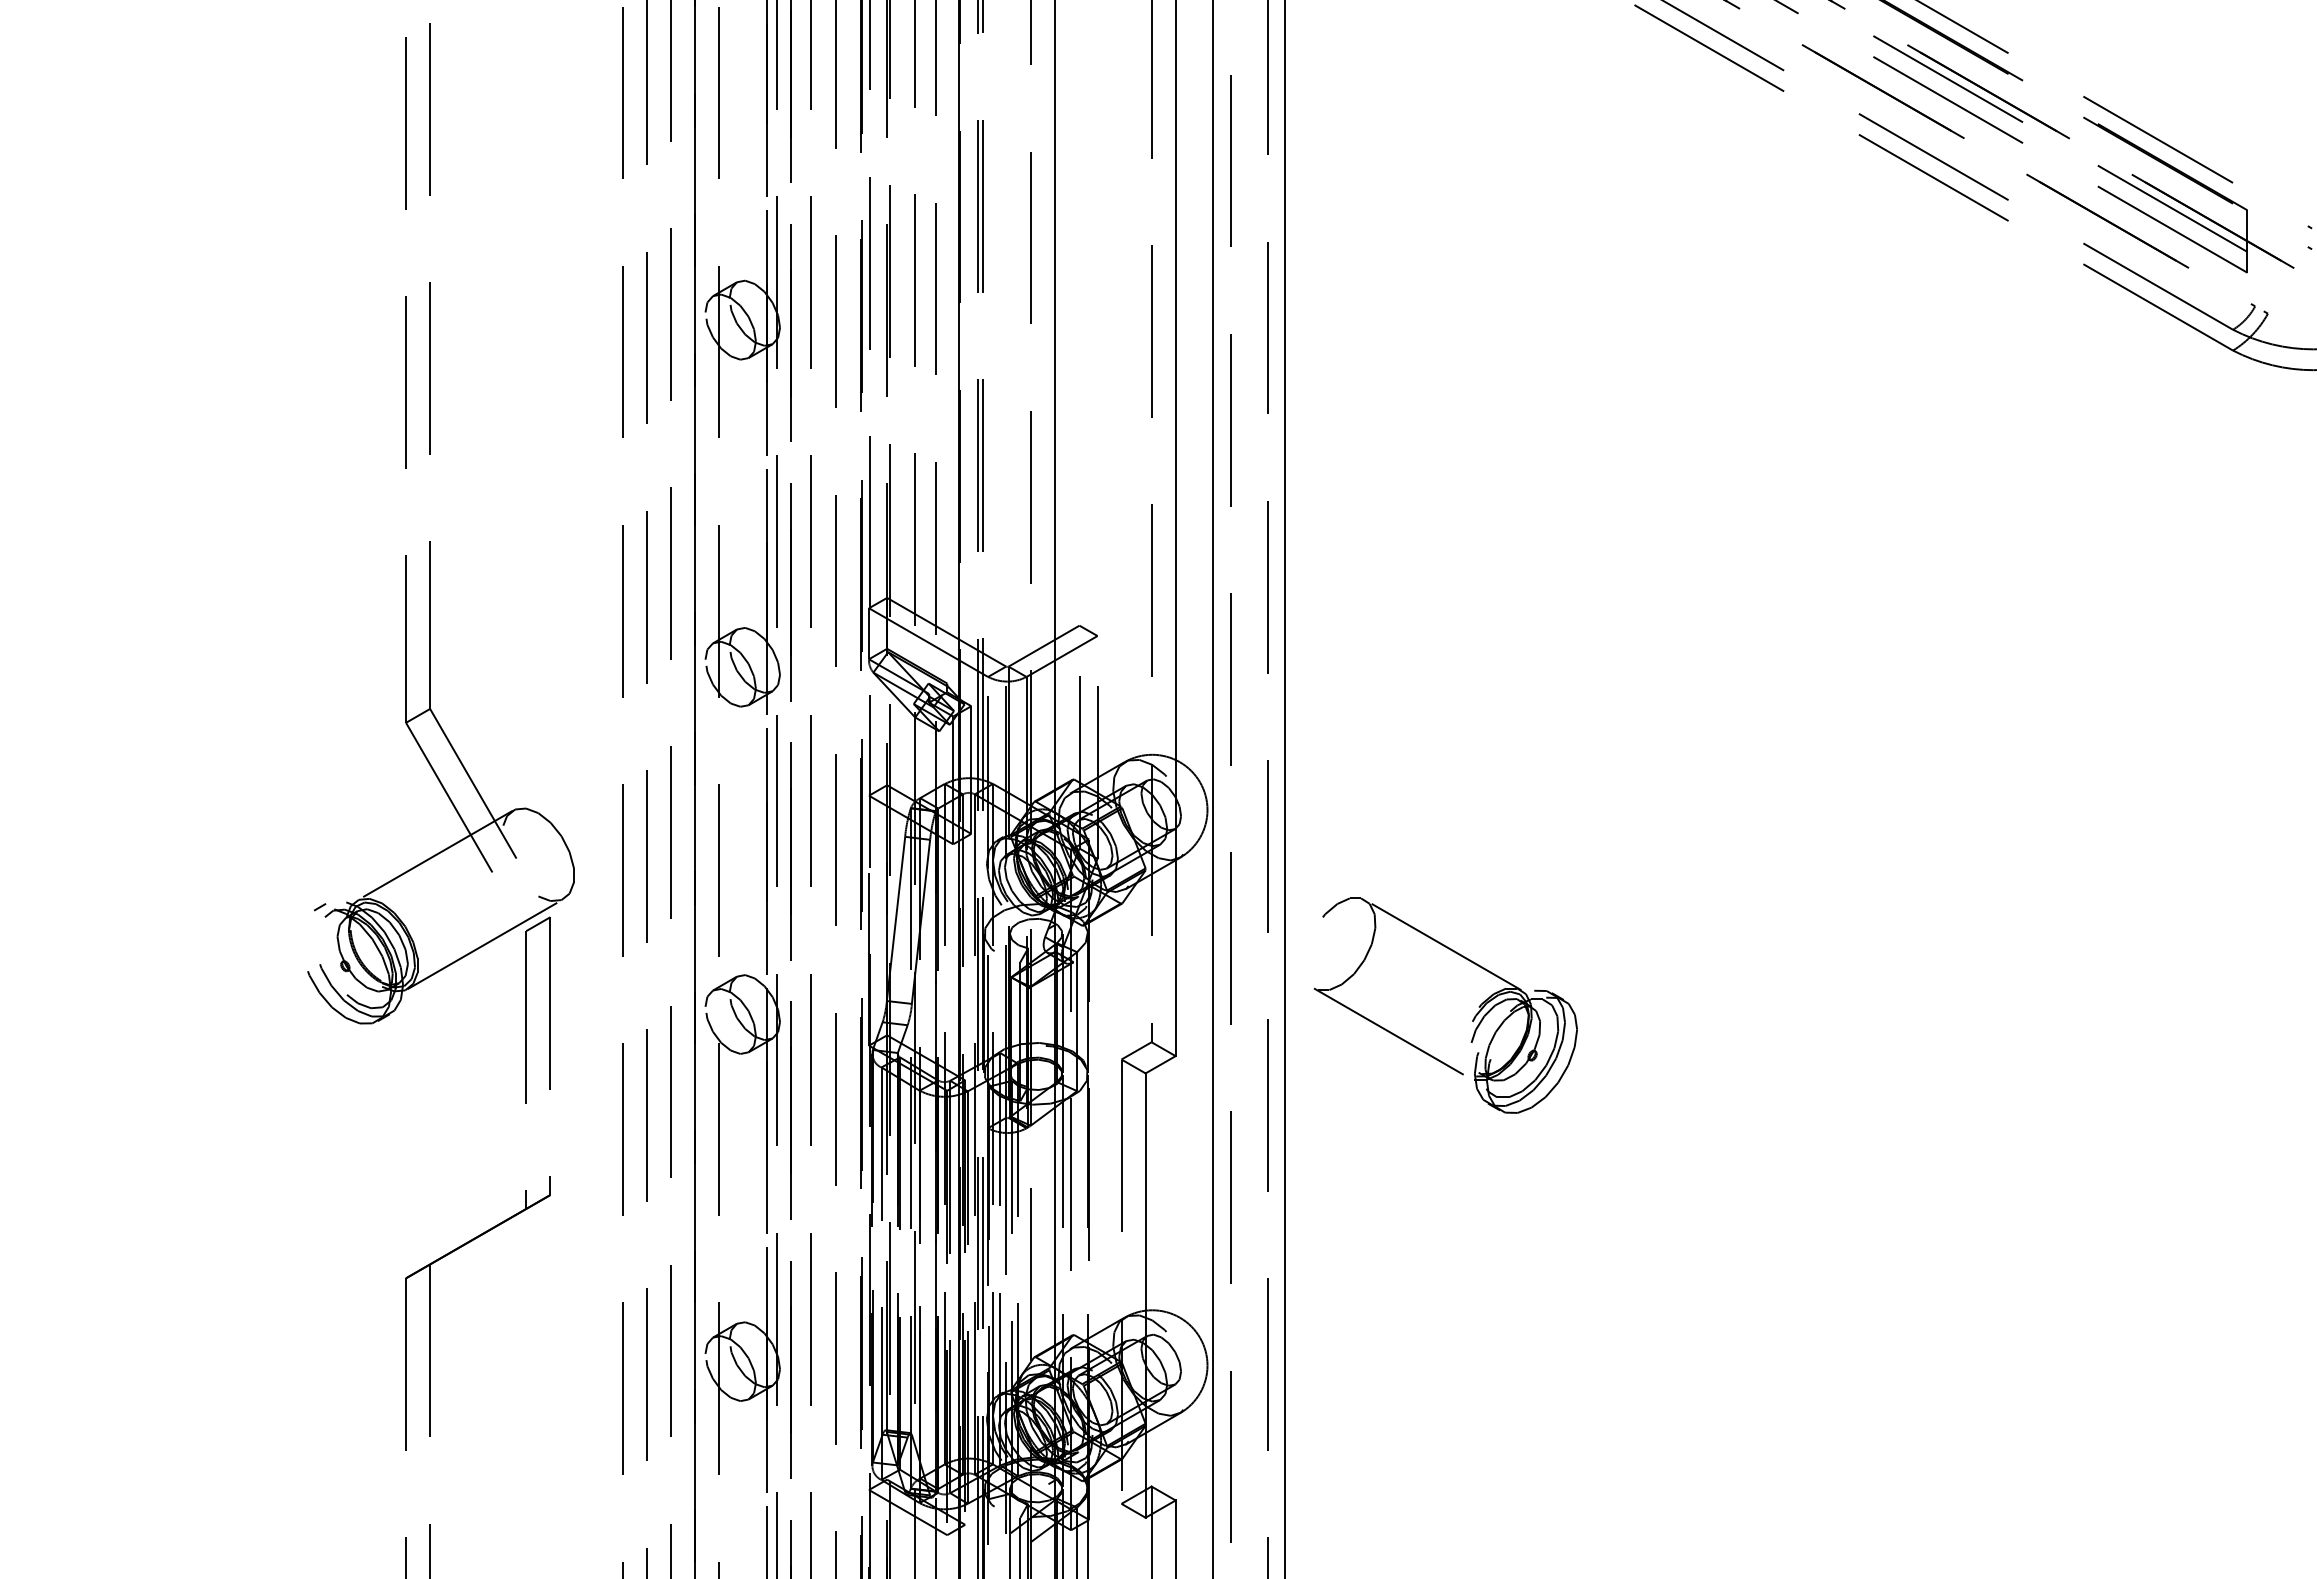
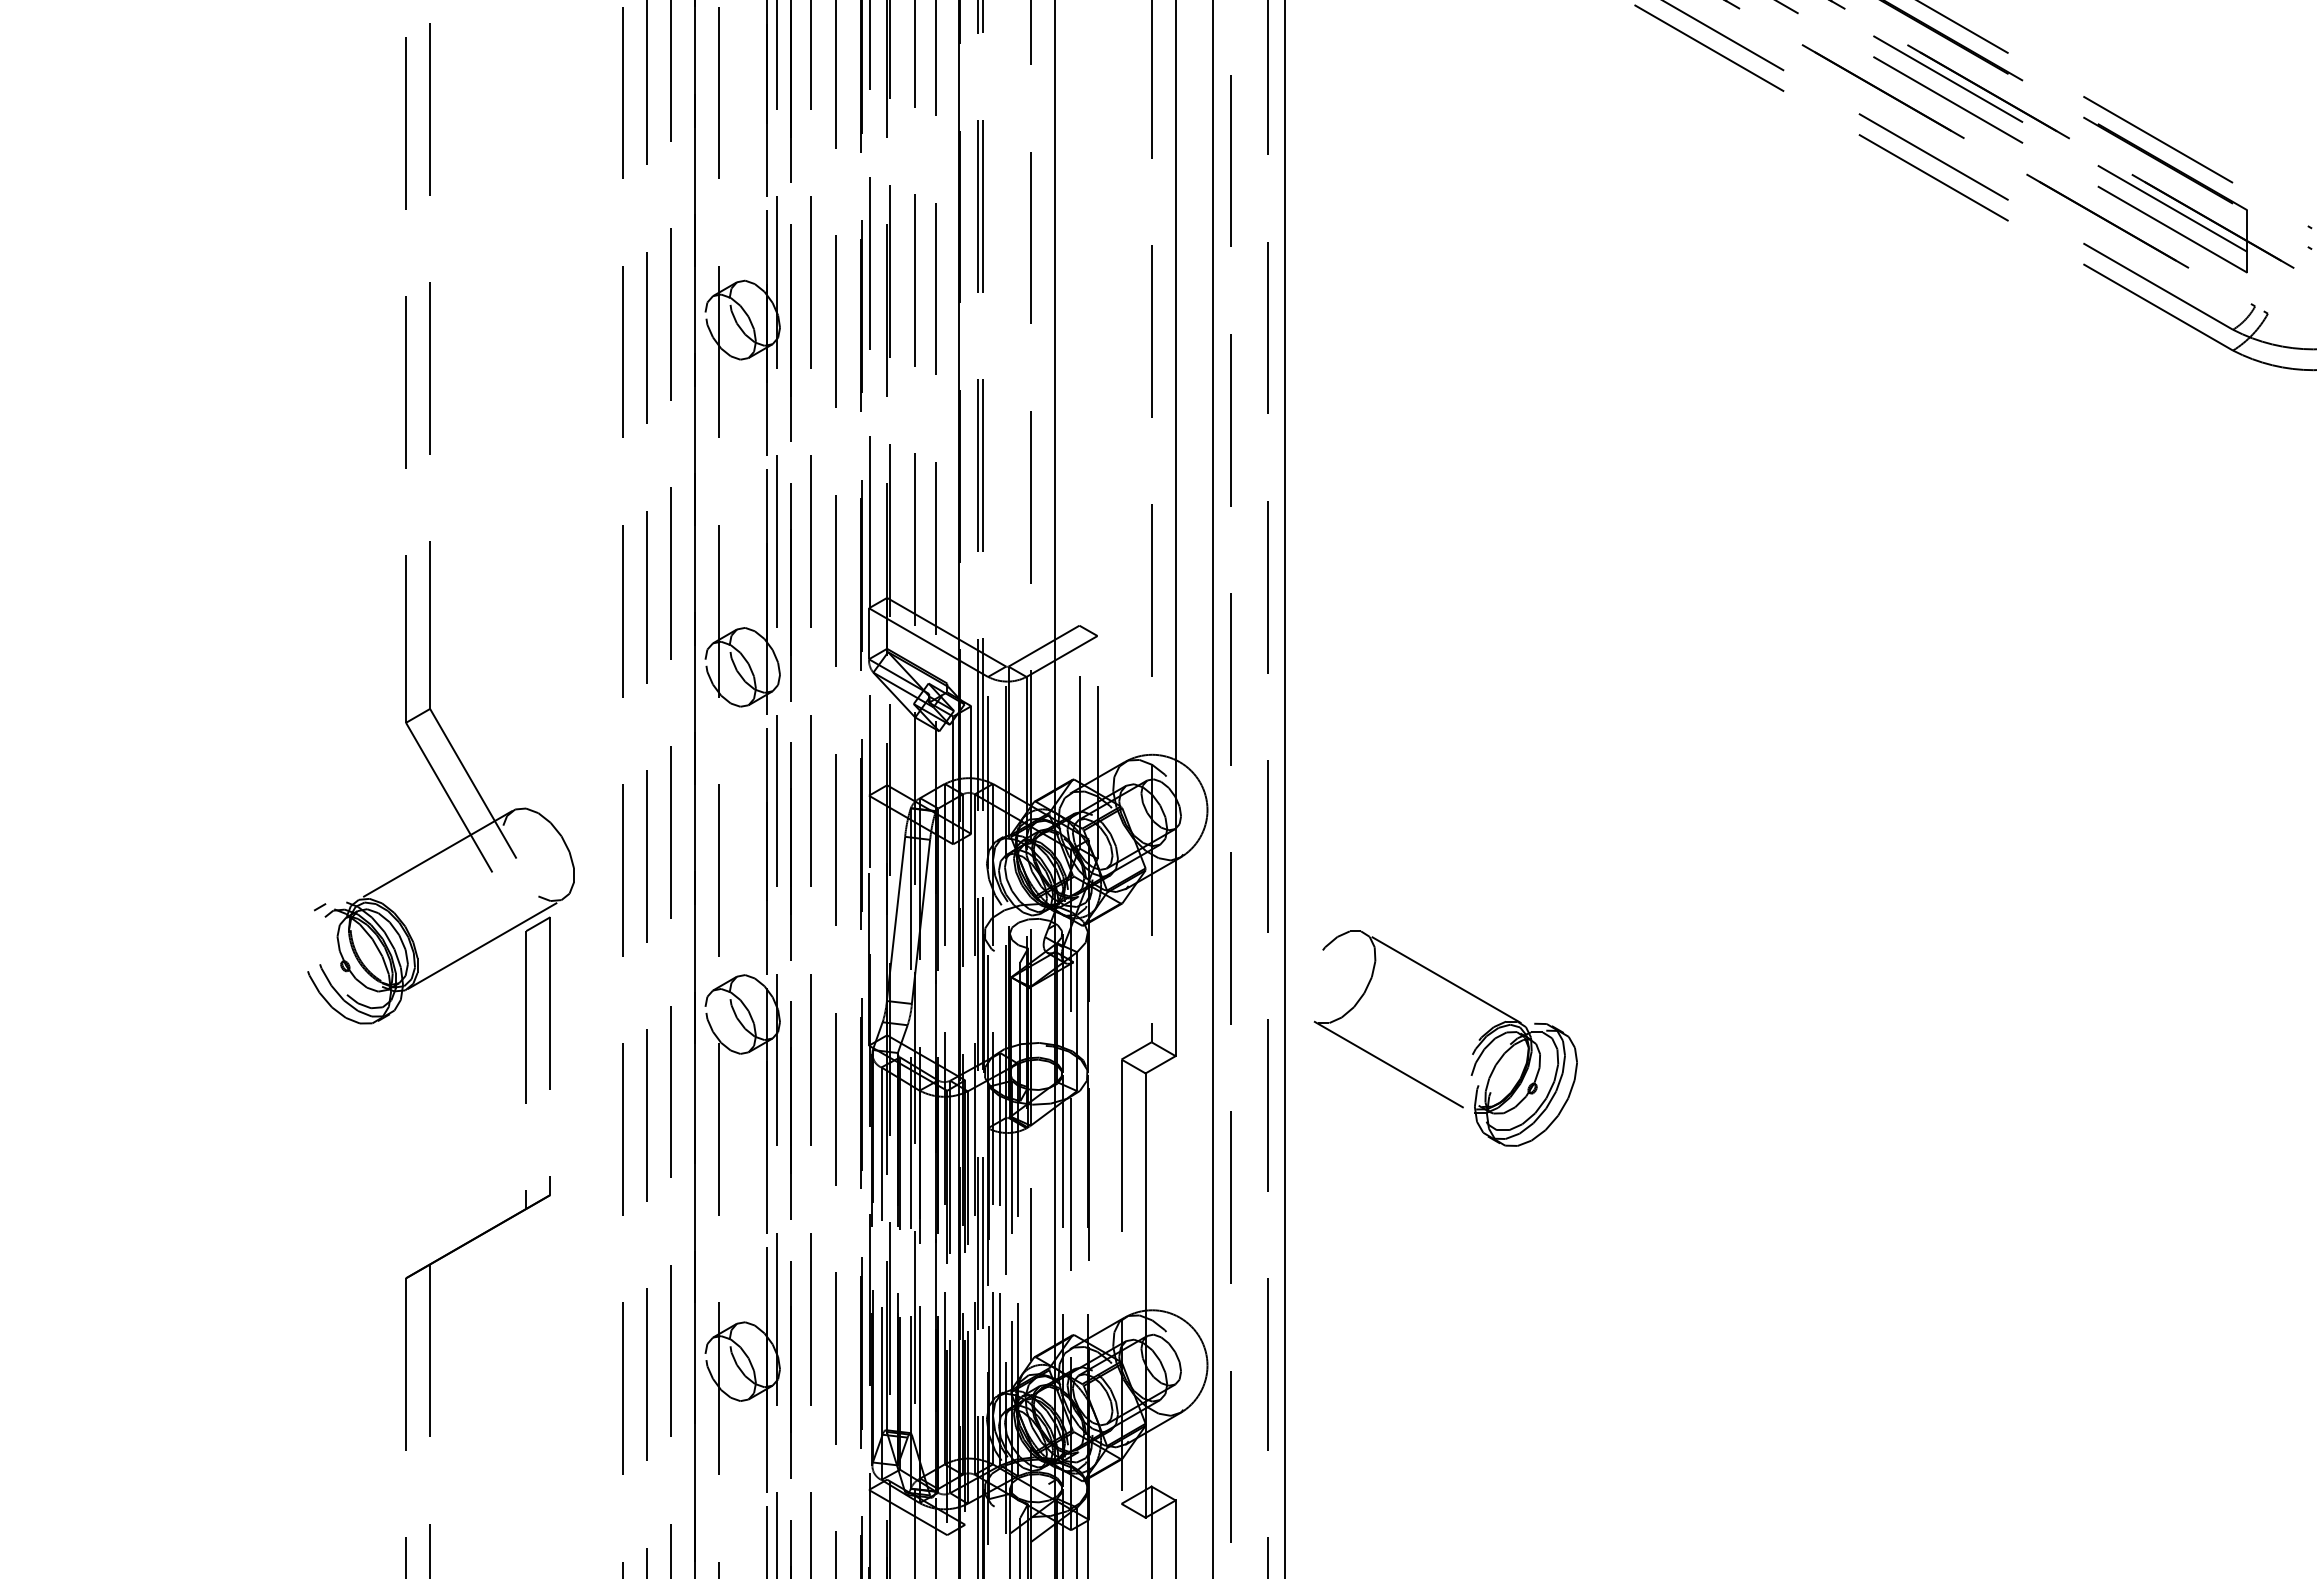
part position: (1472, 1019) -> (1472, 1052) (1472, 1052)
